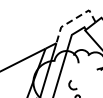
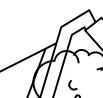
line: dashed -> solid (73, 19)
